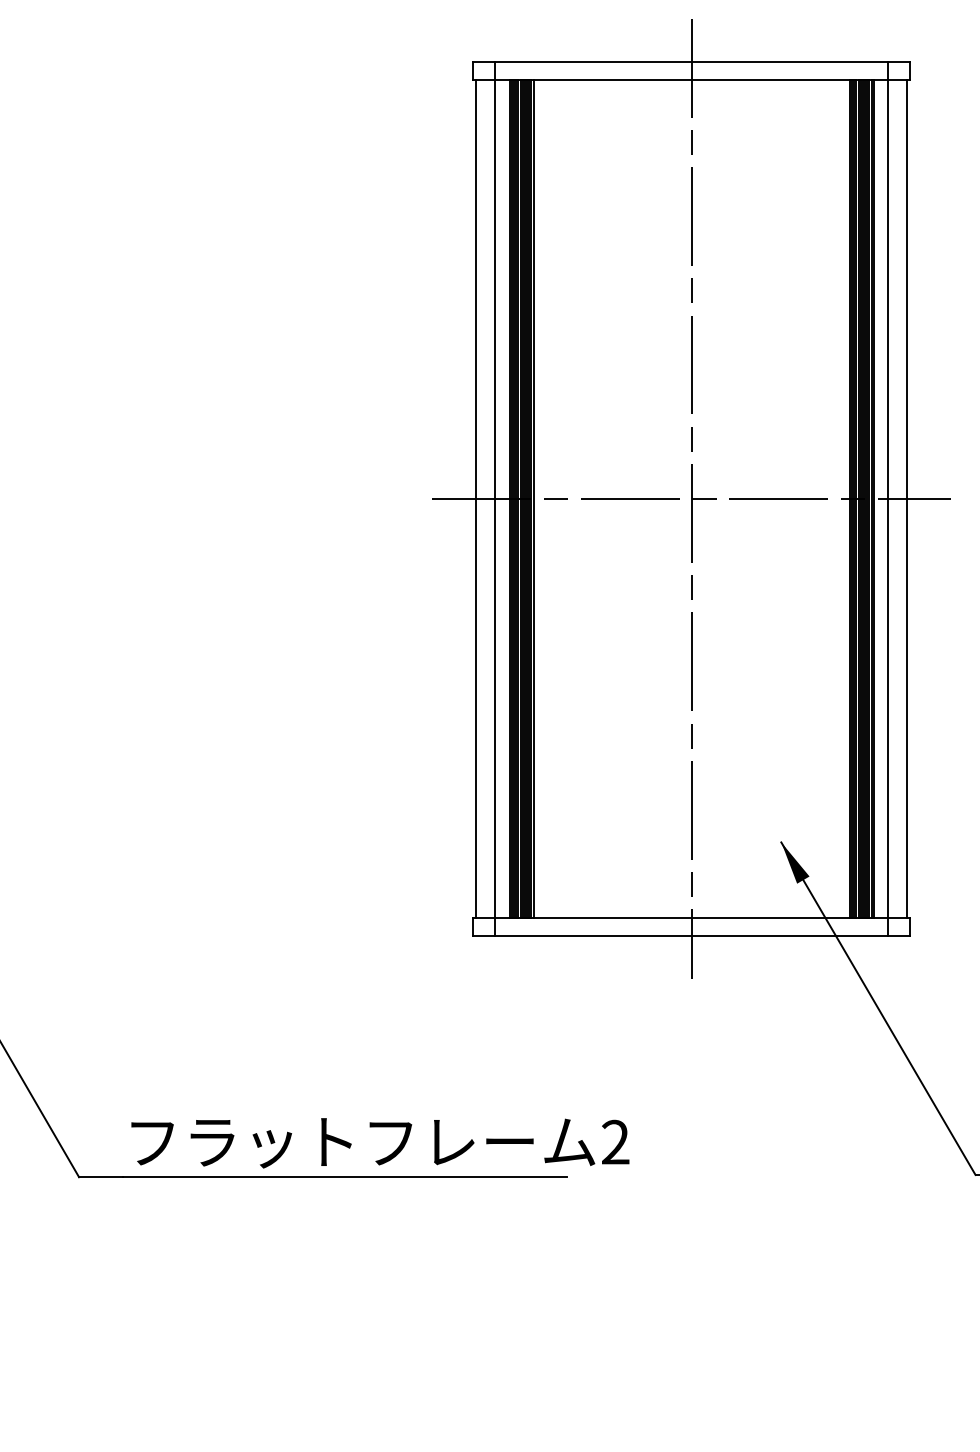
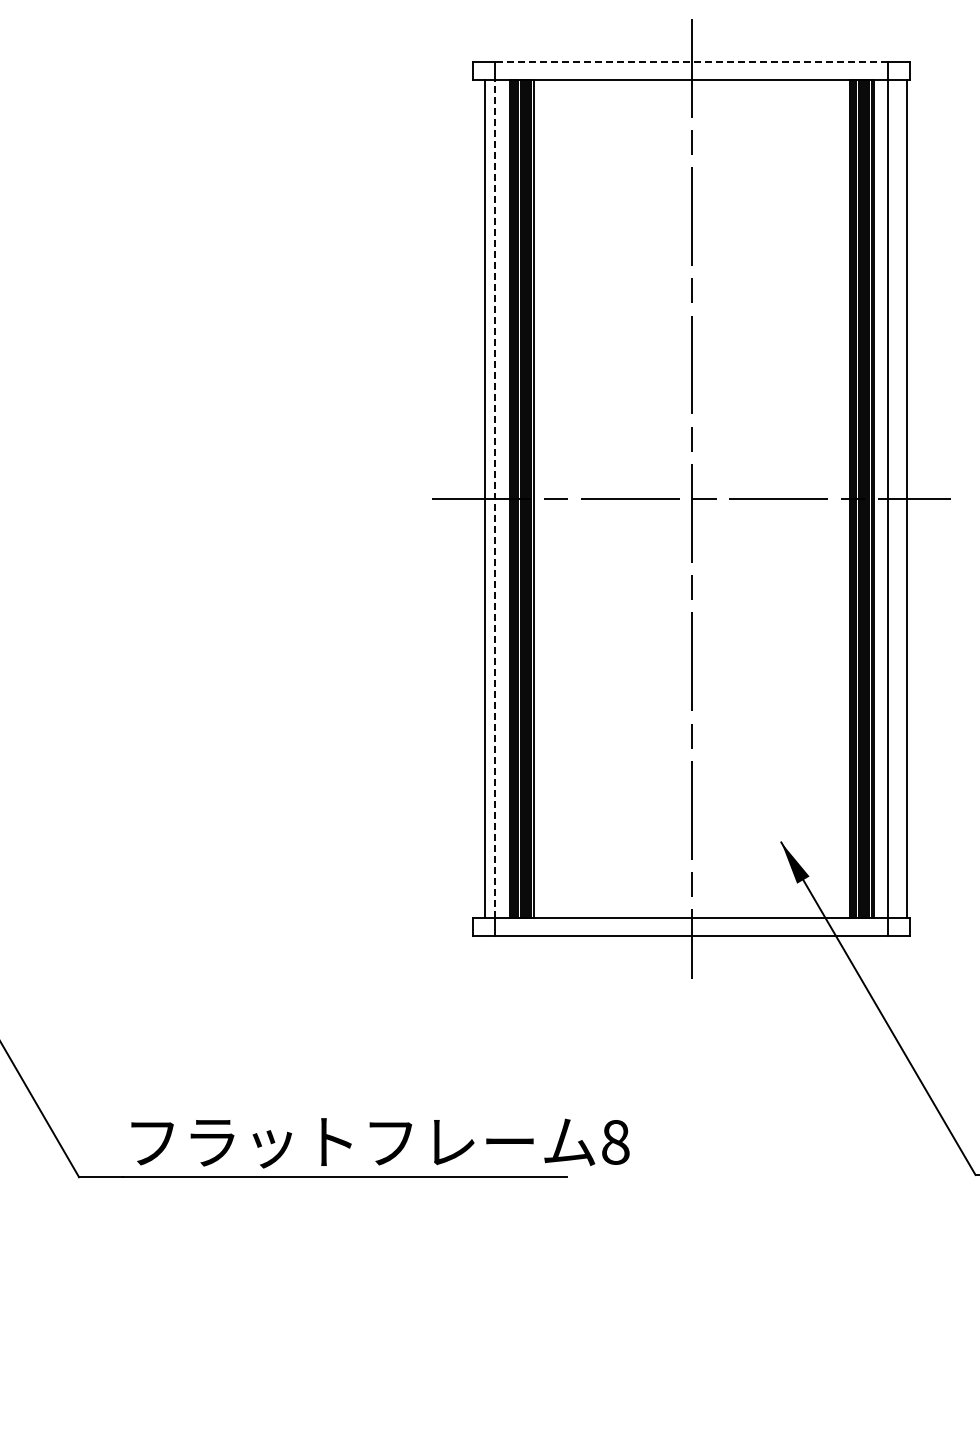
line: solid -> dashed (691, 62)
line position: (475, 498) -> (484, 498) (484, 498)
line: solid -> dashed (495, 498)
text: 2 -> 8 (615, 1141)
